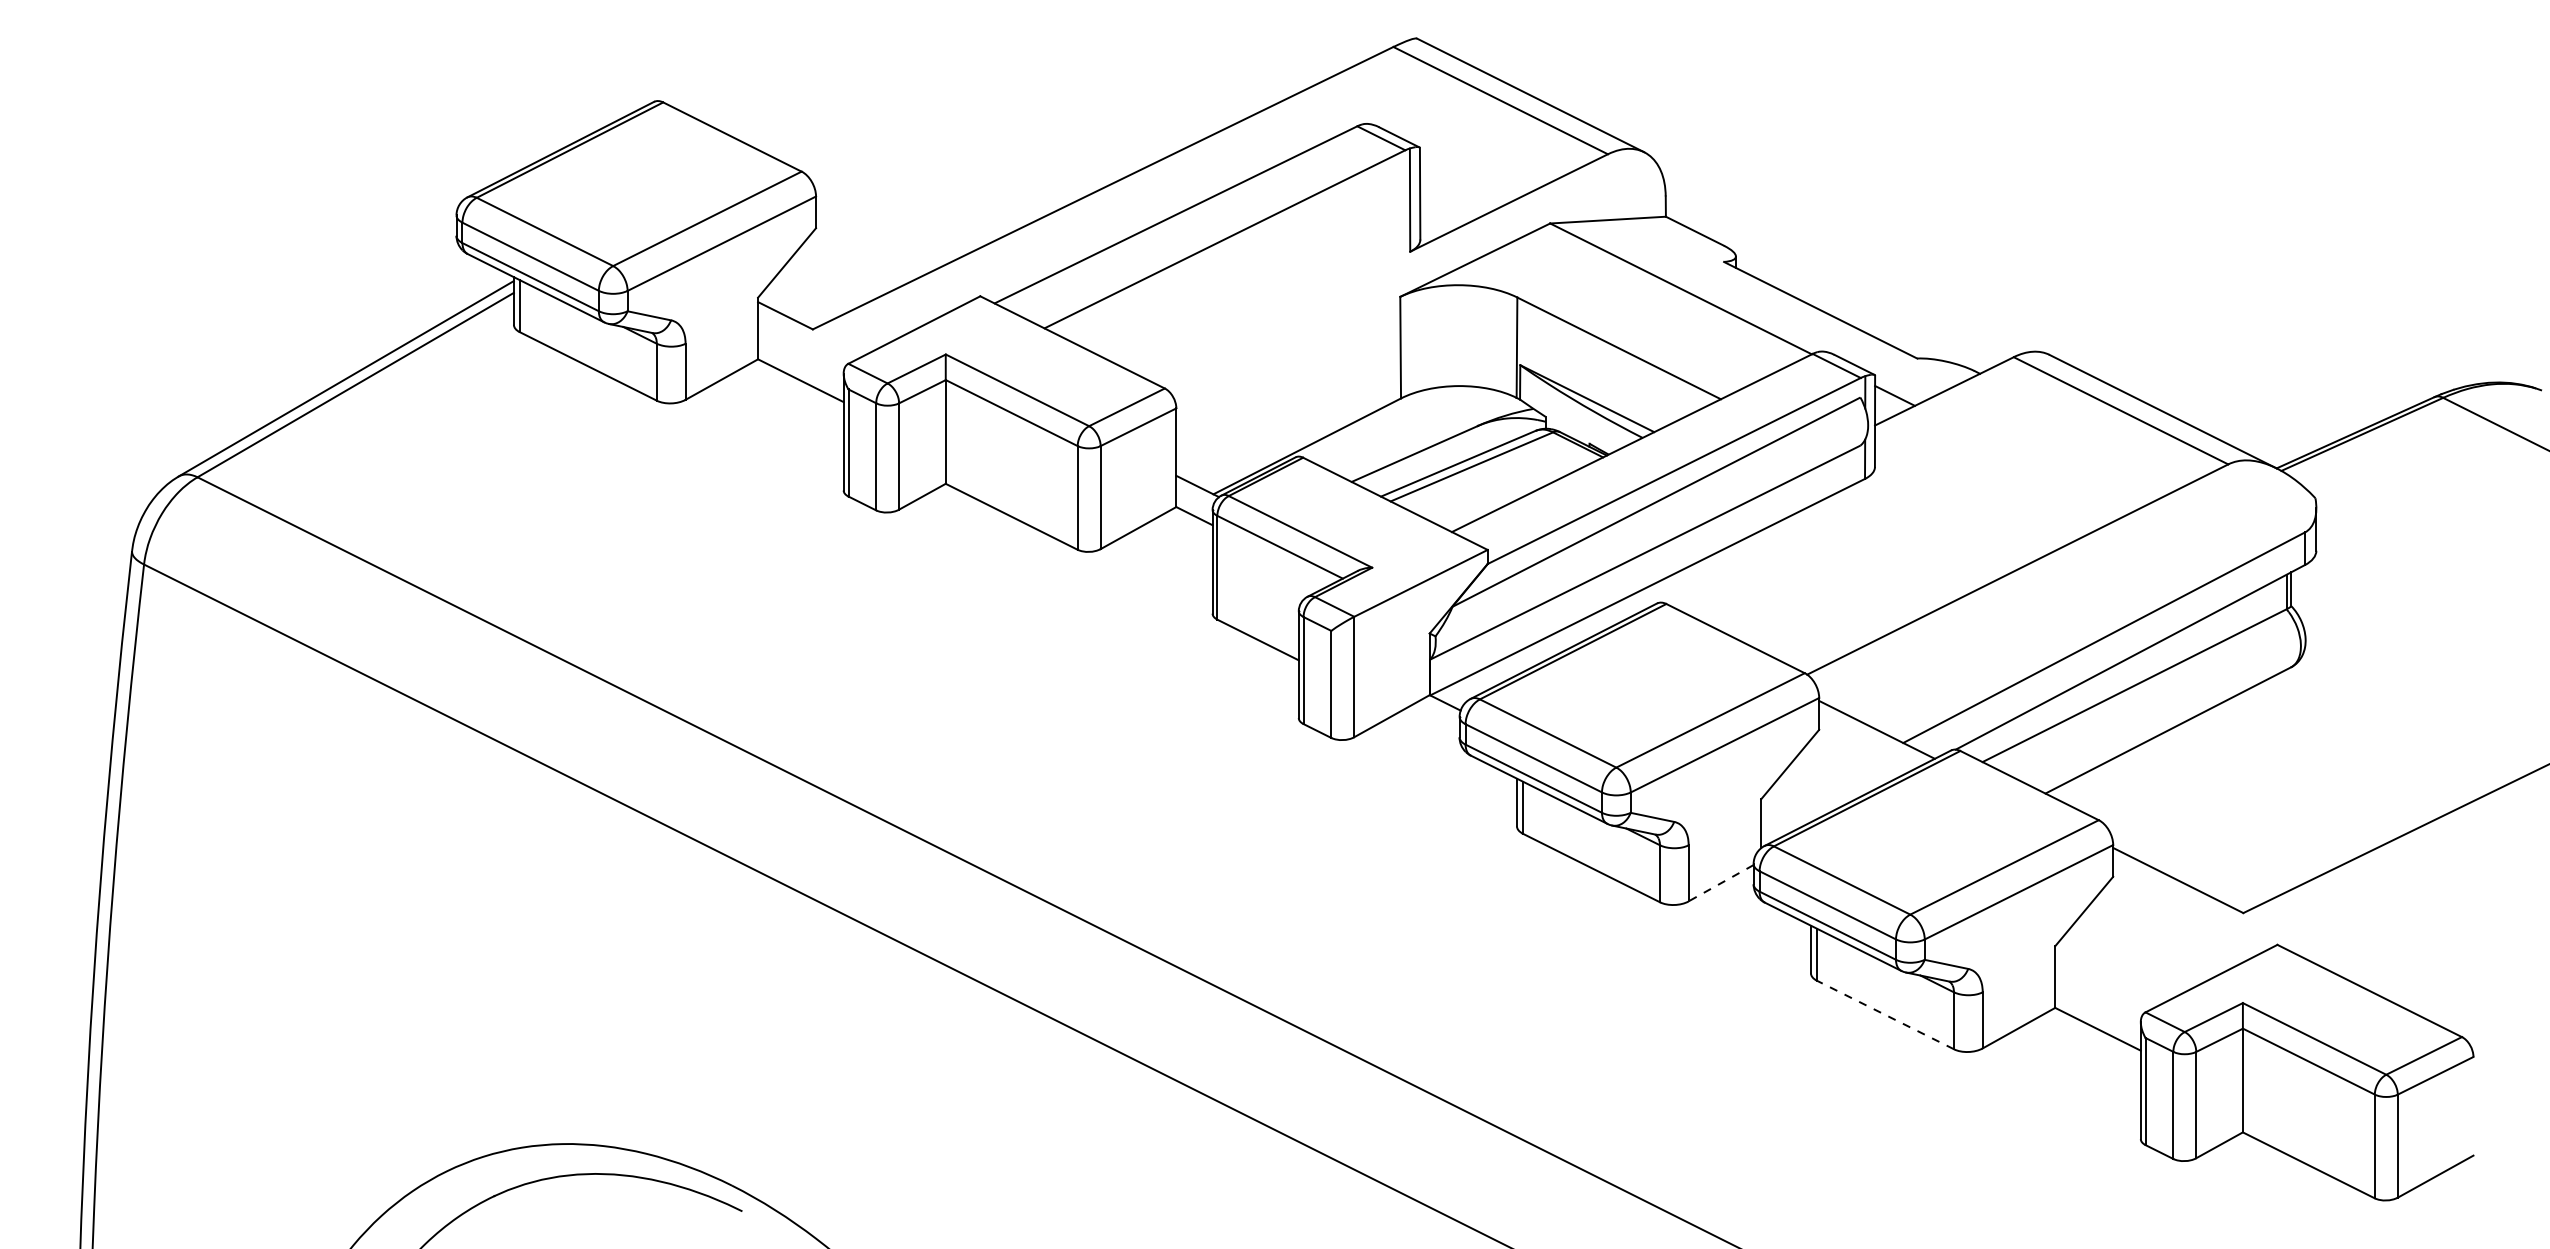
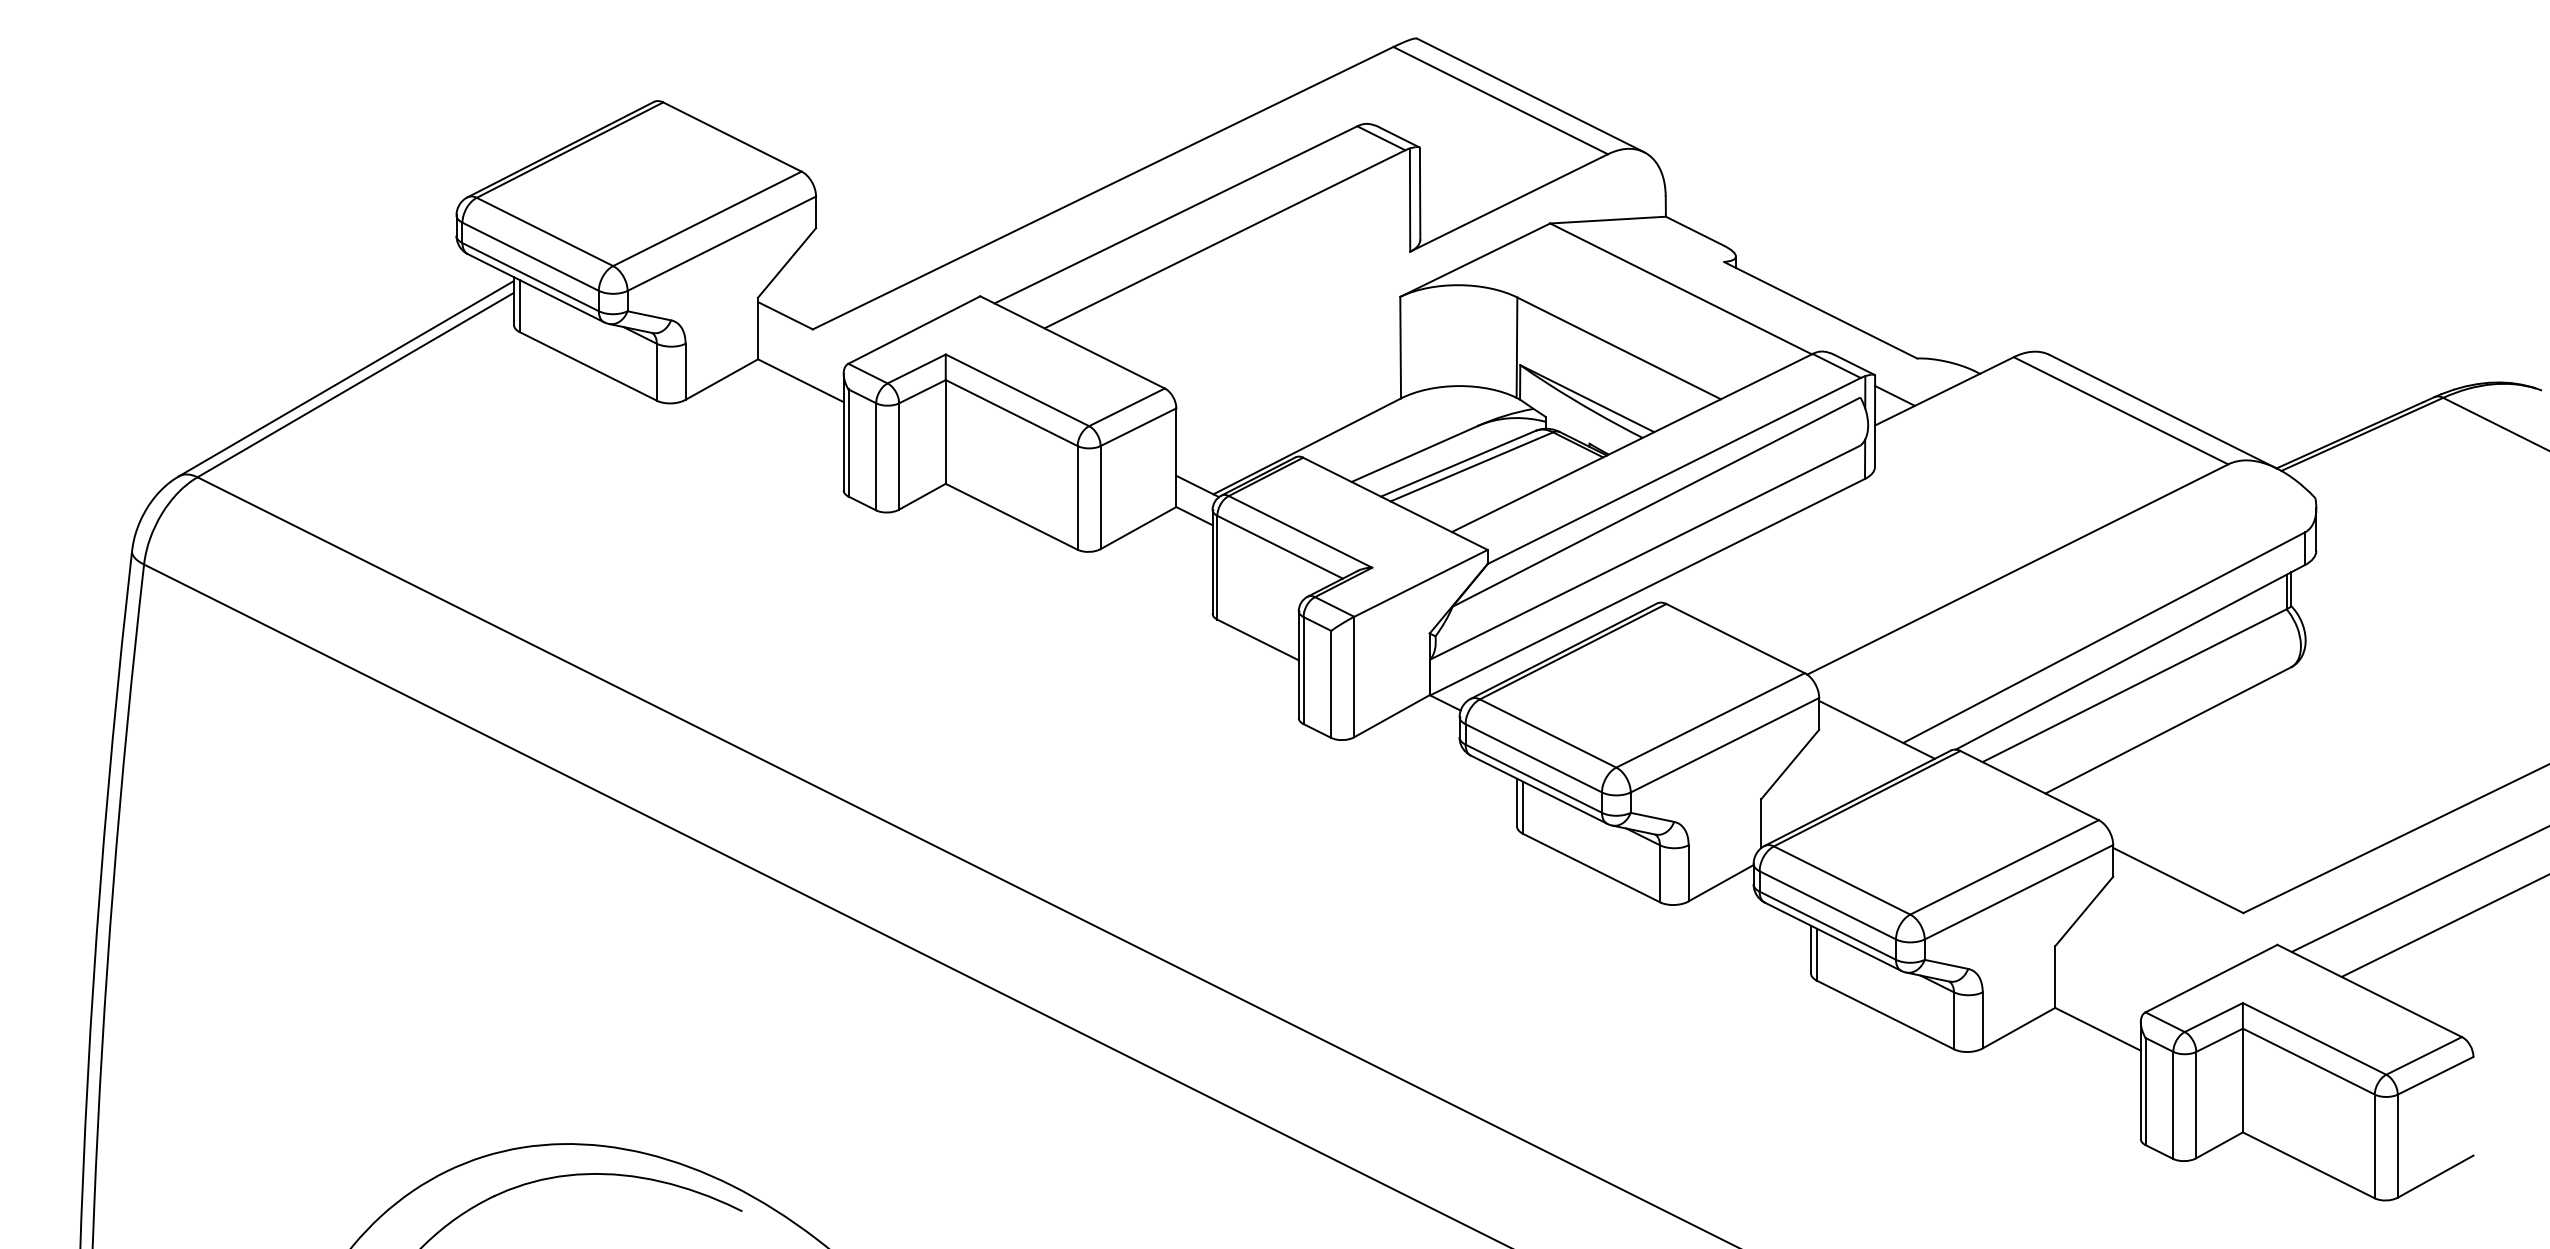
line: dashed -> solid (1720, 883)
line: none -> present (2418, 889)
line: none -> present (2443, 925)
line: dashed -> solid (1885, 1014)
